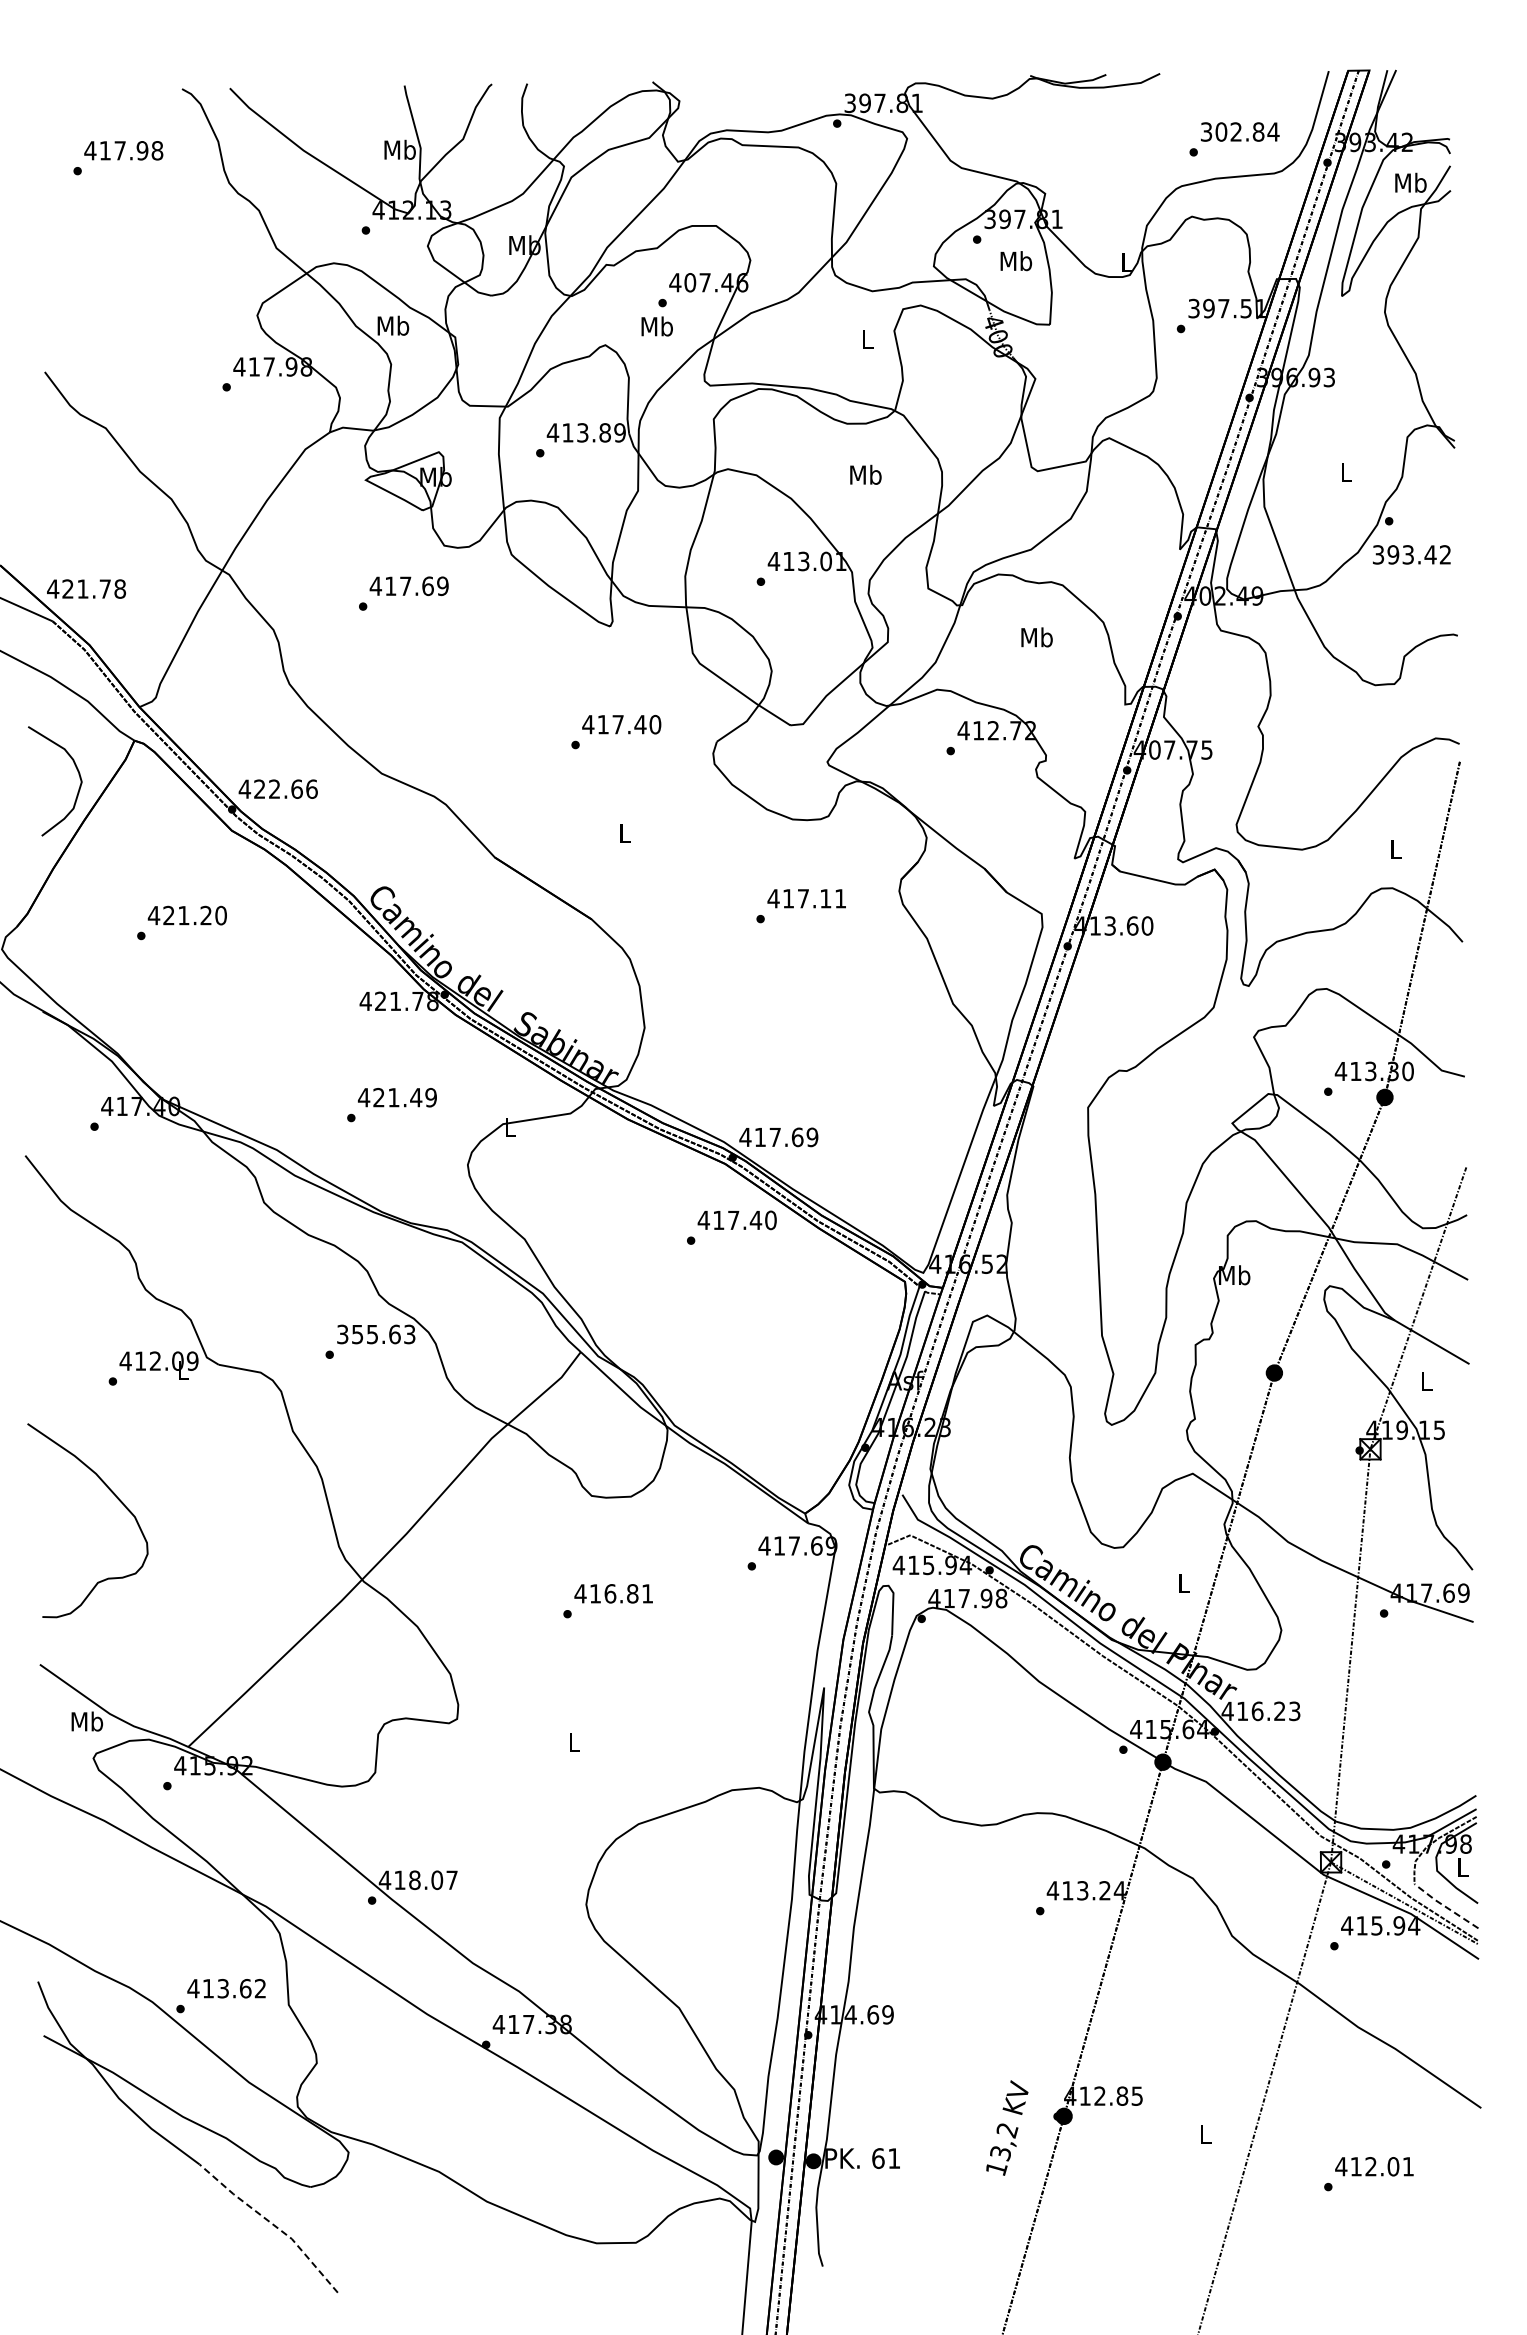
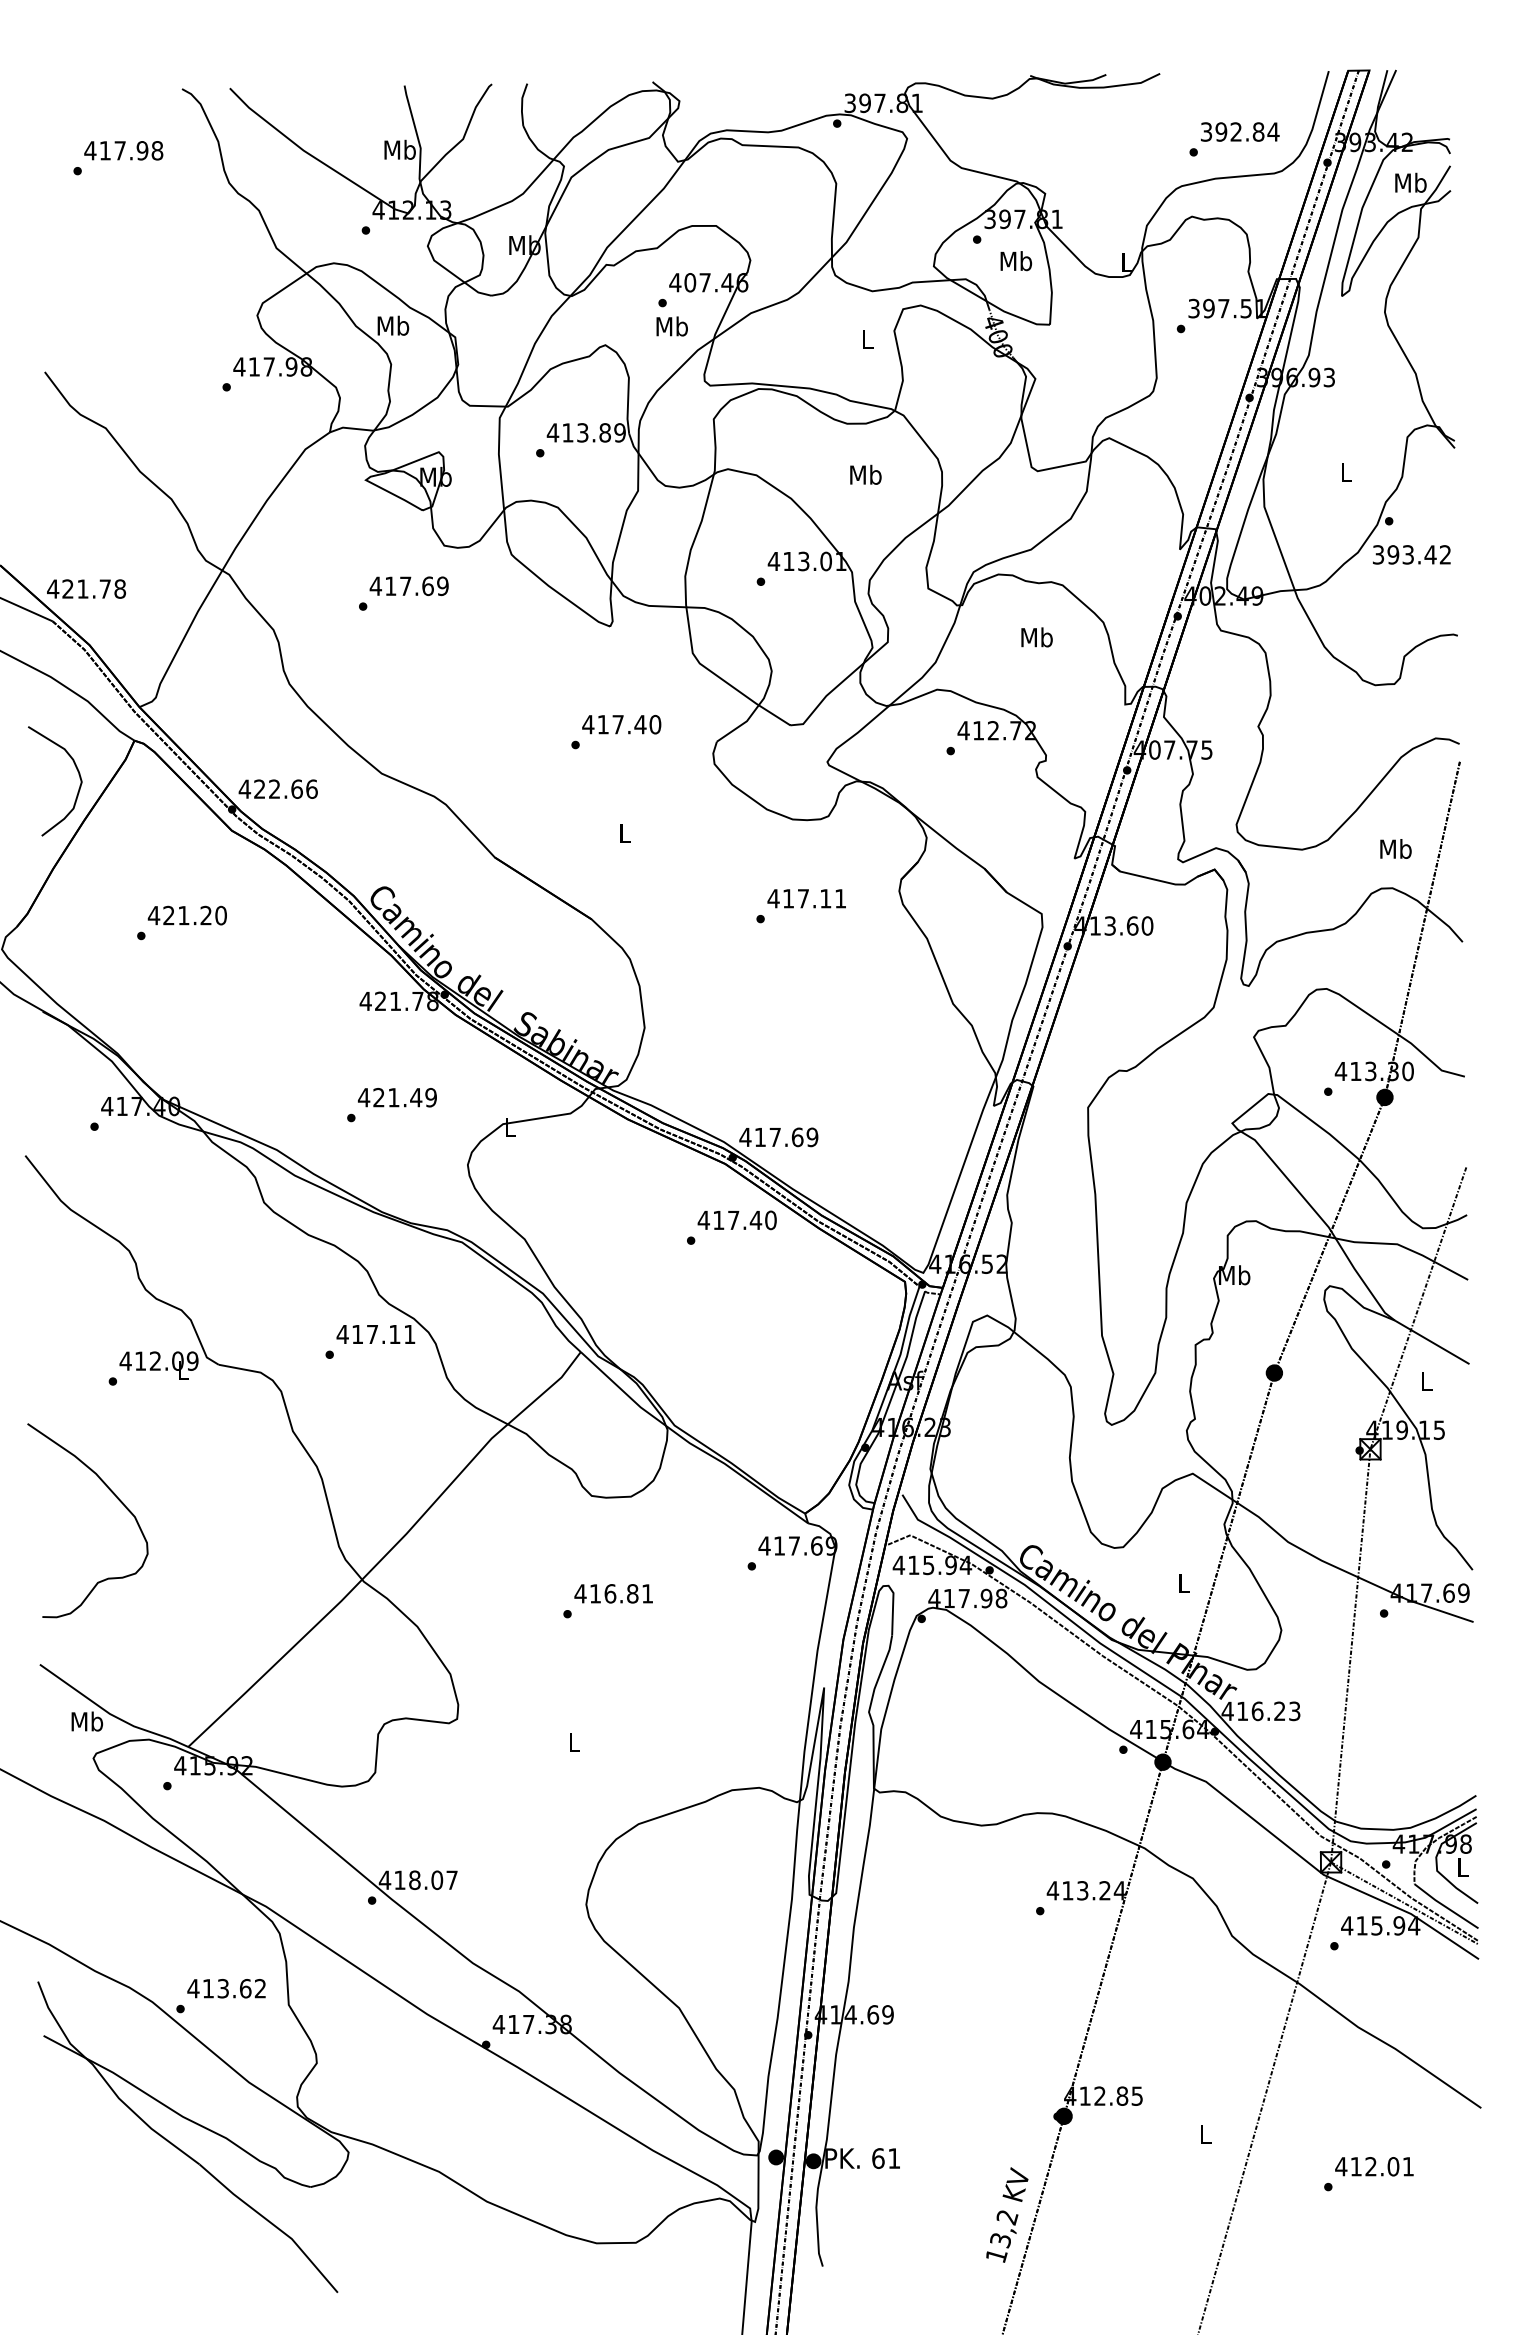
text: 302.84 -> 392.84 (1221, 131)
text position: (656, 326) -> (671, 326) (671, 326)
text: L -> Mb (1395, 848)
text: 355.63 -> 417.11 (375, 1334)
line: dashed -> solid (1445, 1906)
text position: (1007, 2127) -> (1007, 2214) (1007, 2214)
line: dashed -> solid (272, 2224)
